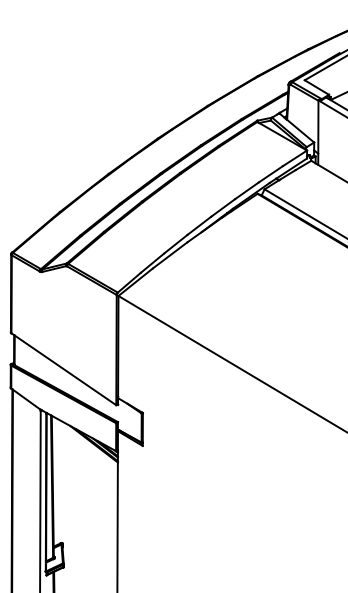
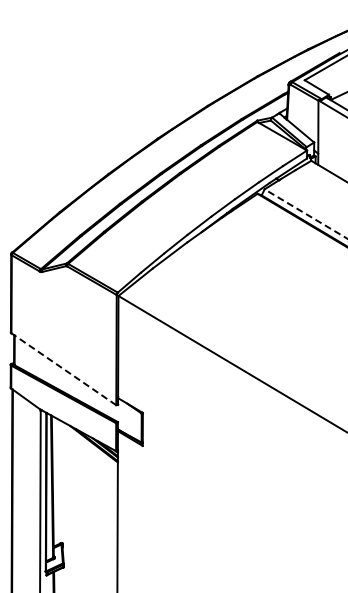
line: solid -> dashed (305, 213)
line: solid -> dashed (63, 369)
